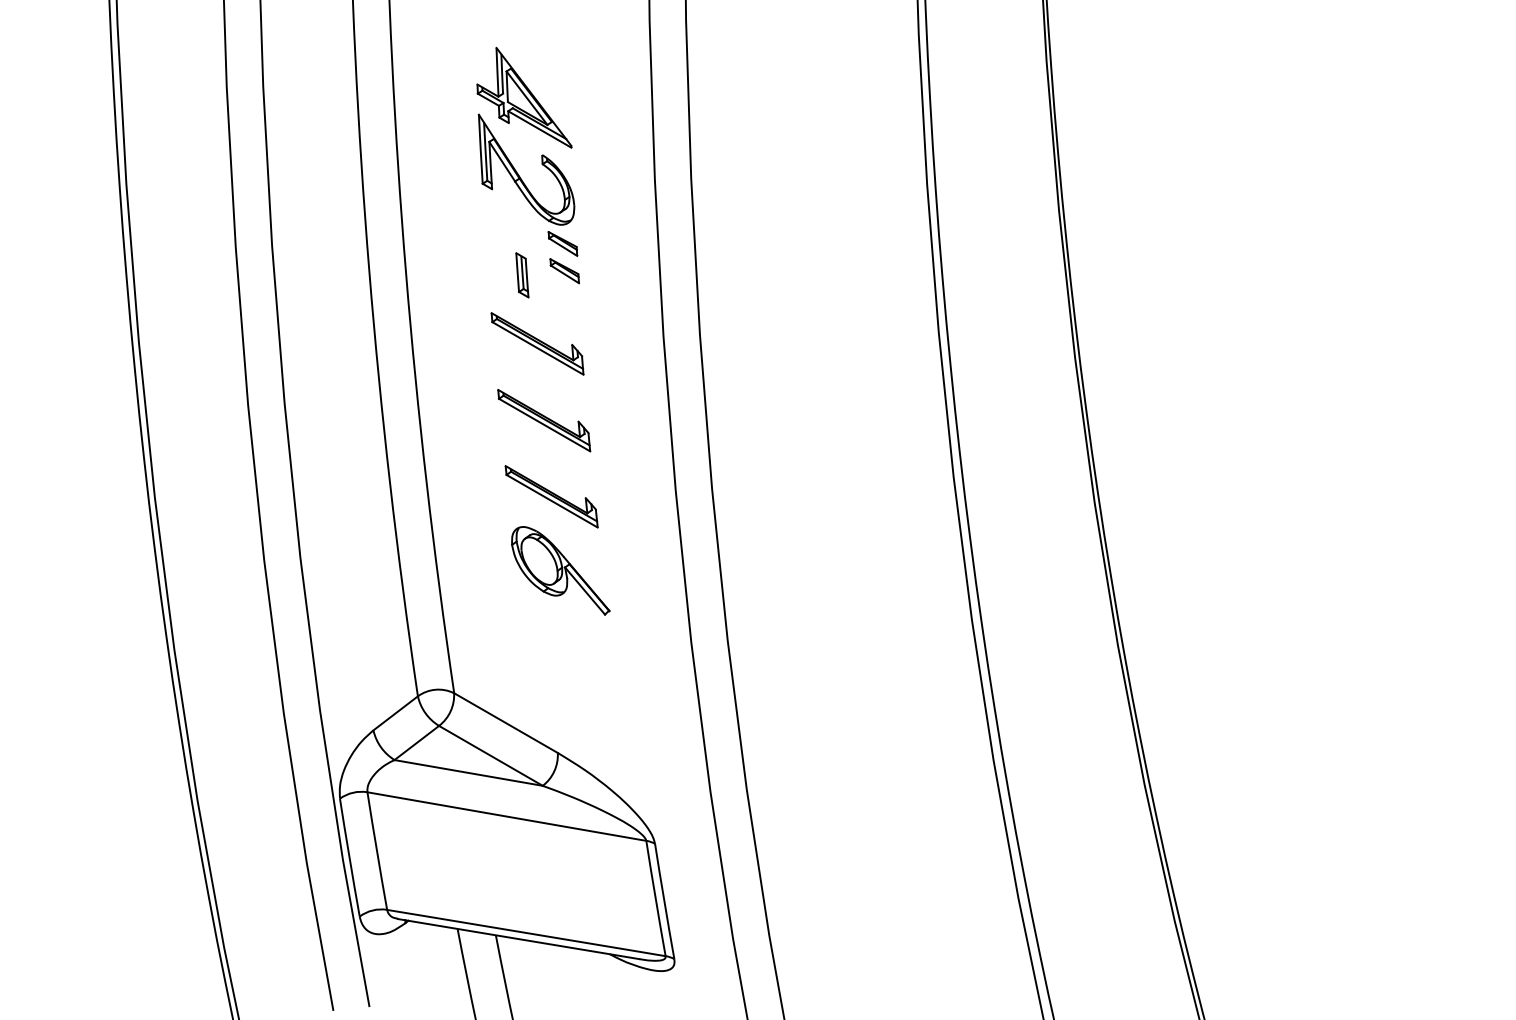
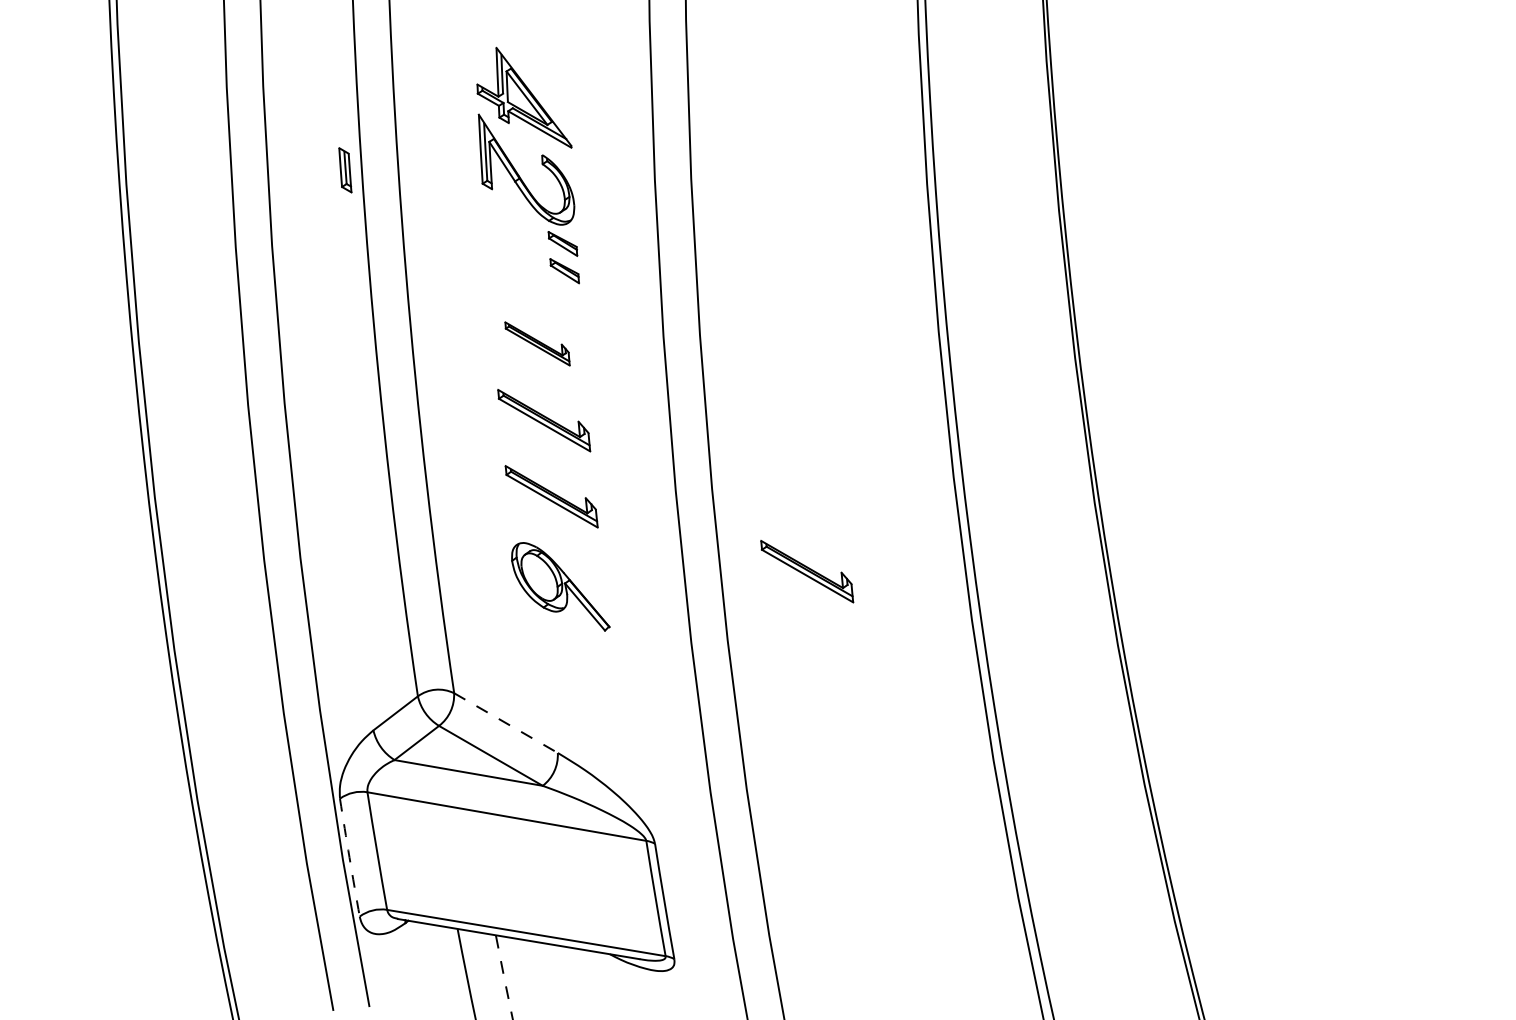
part position: (522, 275) -> (345, 170) (345, 170)
part size: 95x64 px -> 67x46 px (537, 343)
part position: (560, 570) -> (560, 586) (560, 586)
part: none -> present (807, 571)
line: solid -> dashed (506, 723)
arc: solid -> dashed (349, 857)
arc: solid -> dashed (504, 977)
